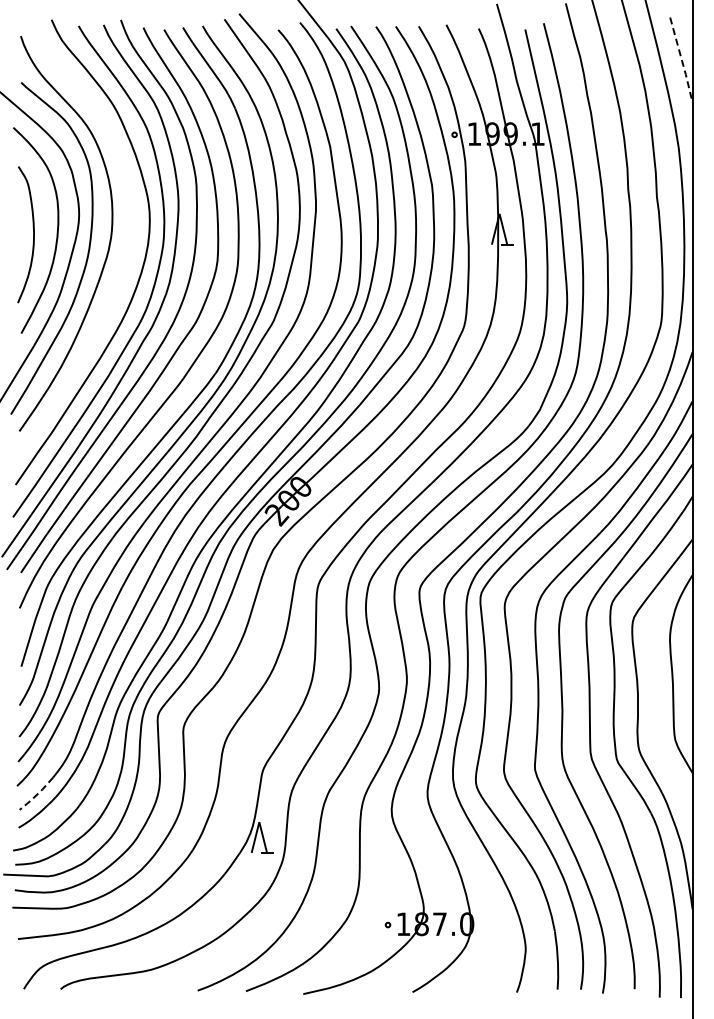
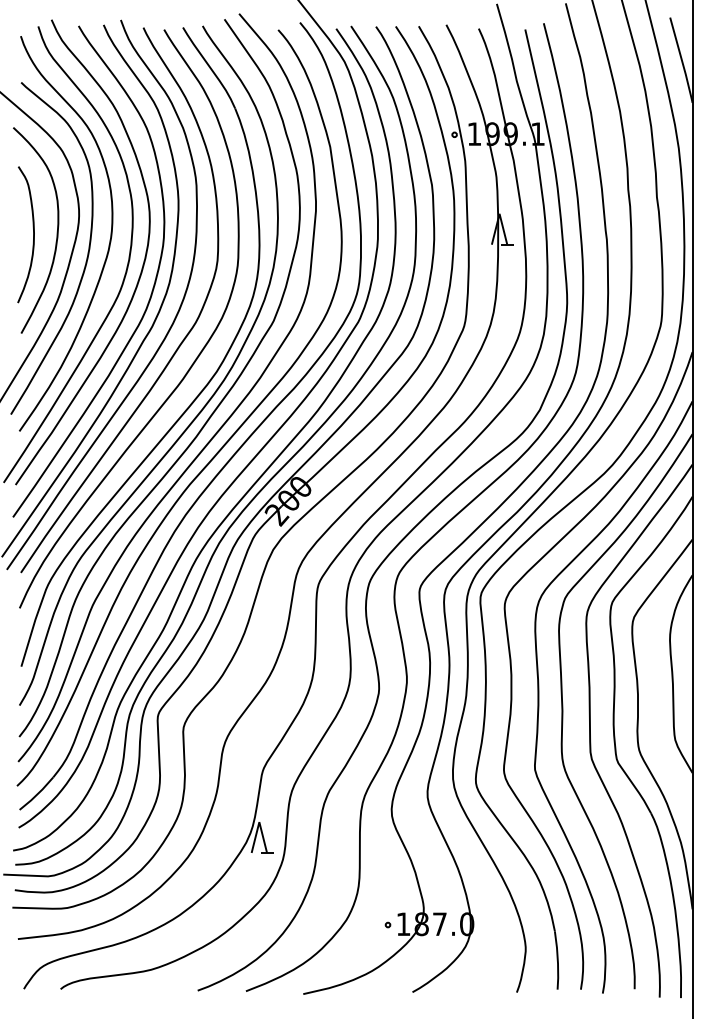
line: dashed -> solid (682, 61)
curve: none -> present (125, 270)
line: dashed -> solid (37, 794)
